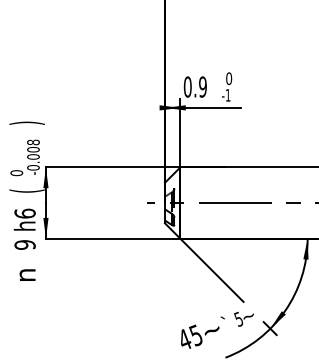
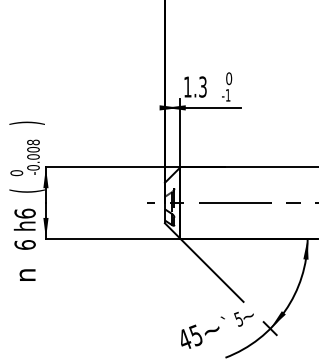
text: 0.9 -> 1.3 (194, 86)
text: 9 -> 6 (24, 244)
